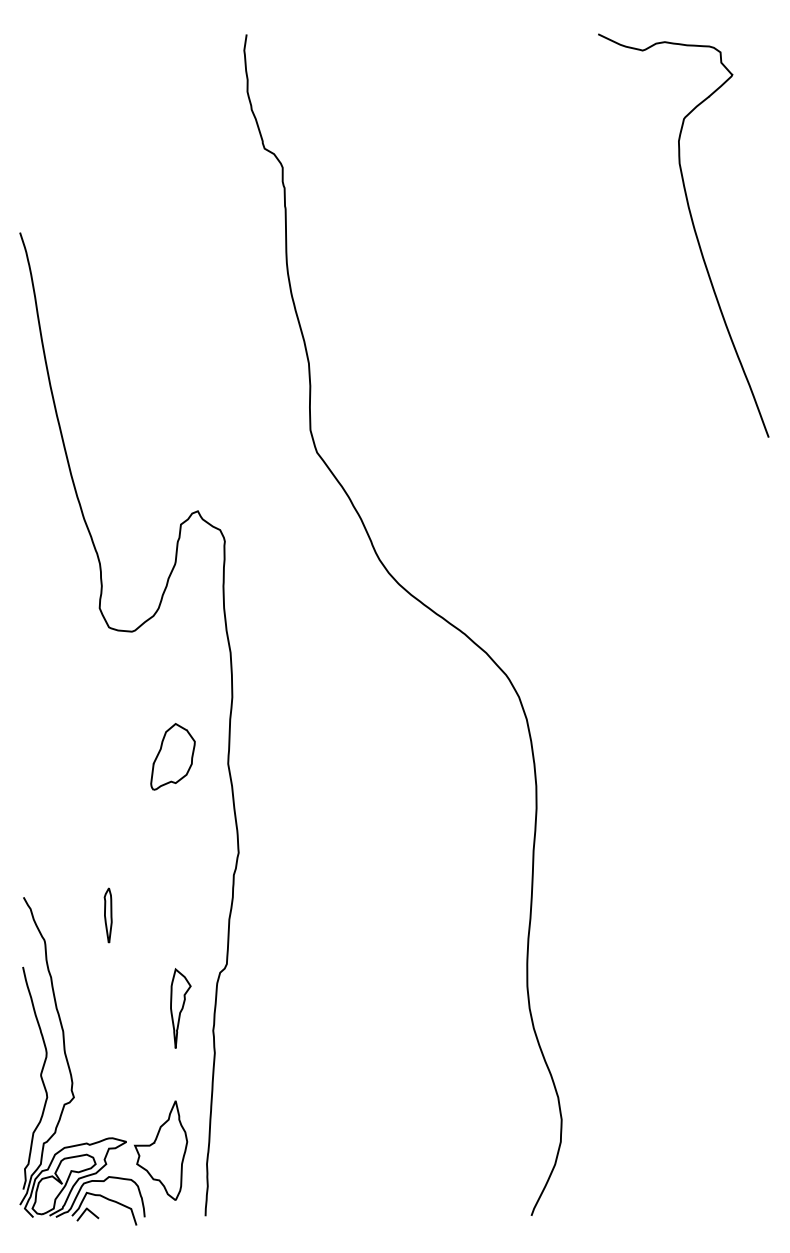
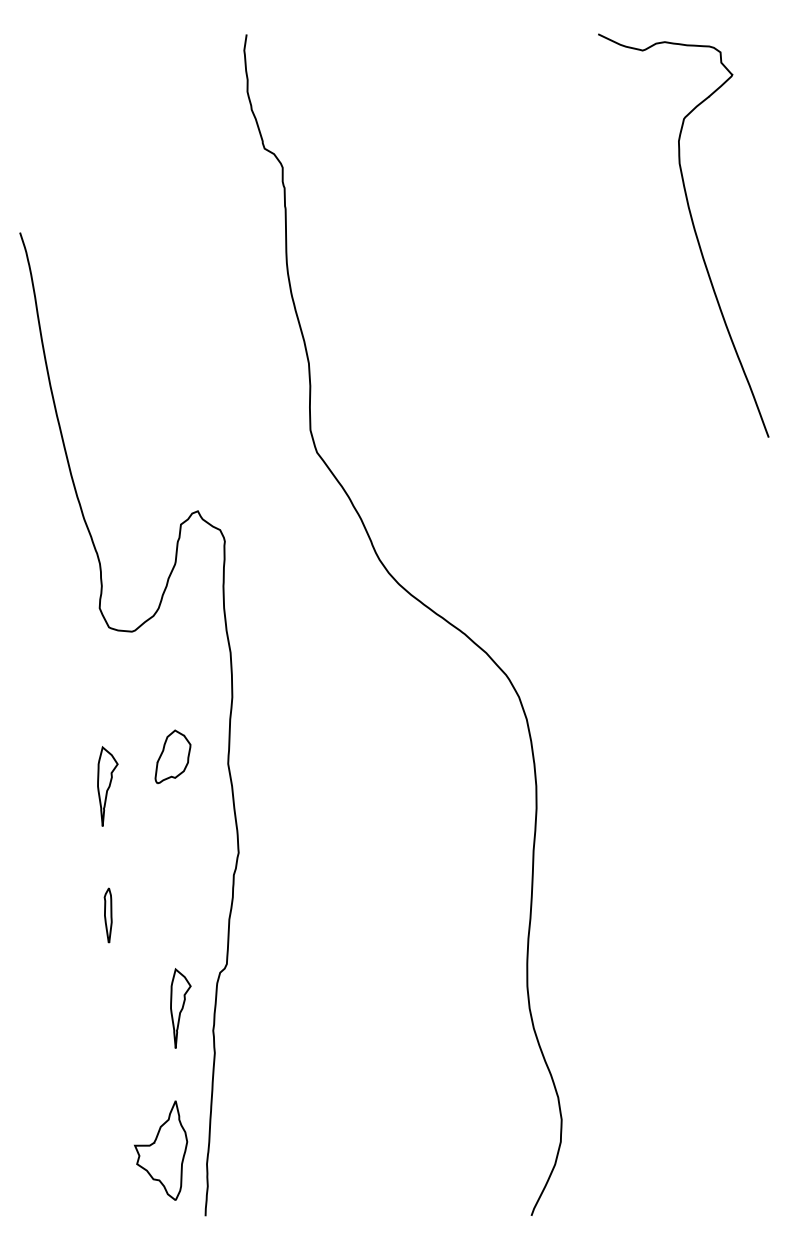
part size: 46x68 px -> 38x55 px (172, 756)
part: none -> present (107, 786)
part: present -> none (69, 1064)
